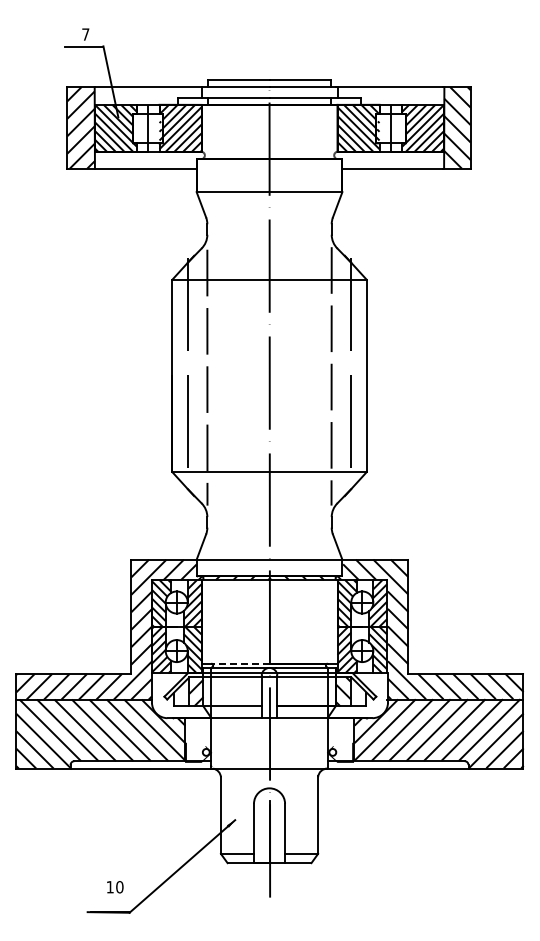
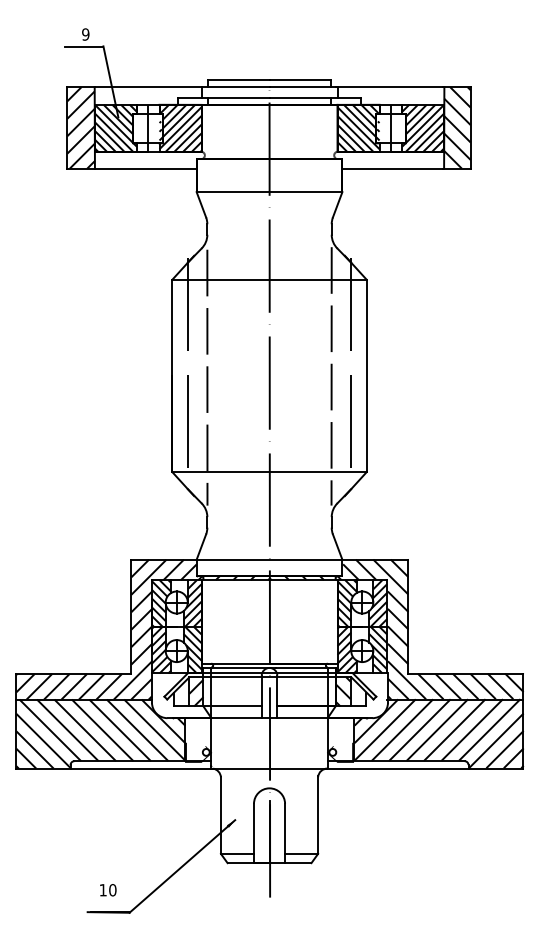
text: 7 -> 9 (85, 34)
line: dashed -> solid (239, 663)
text position: (115, 887) -> (108, 890) (108, 890)
